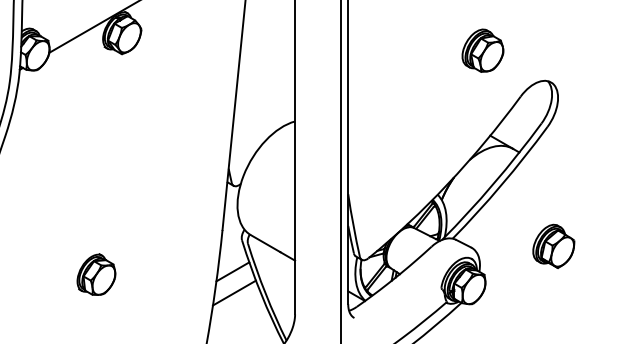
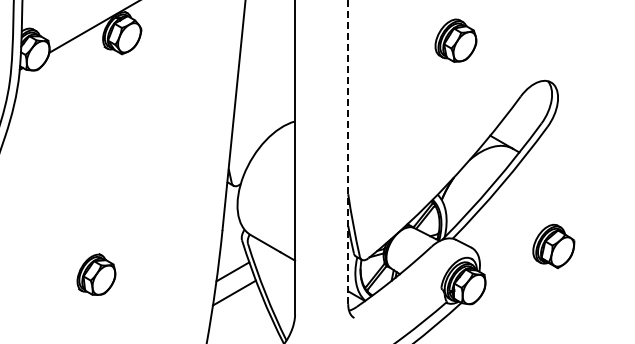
part position: (482, 50) -> (455, 40) (455, 40)
line: solid -> dashed (348, 152)
line: present -> none (341, 171)
